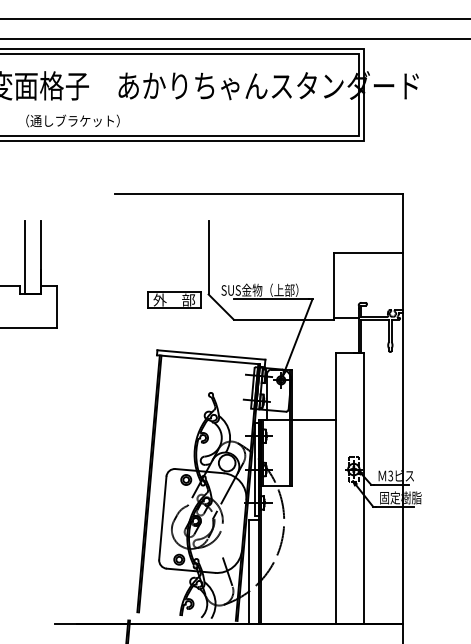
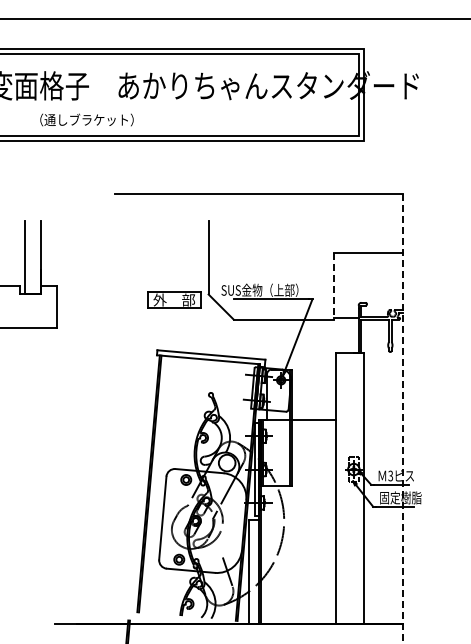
line: present -> none (234, 39)
text position: (72, 120) -> (86, 119) (86, 119)
line: solid -> dashed (333, 286)
line: solid -> dashed (403, 418)
